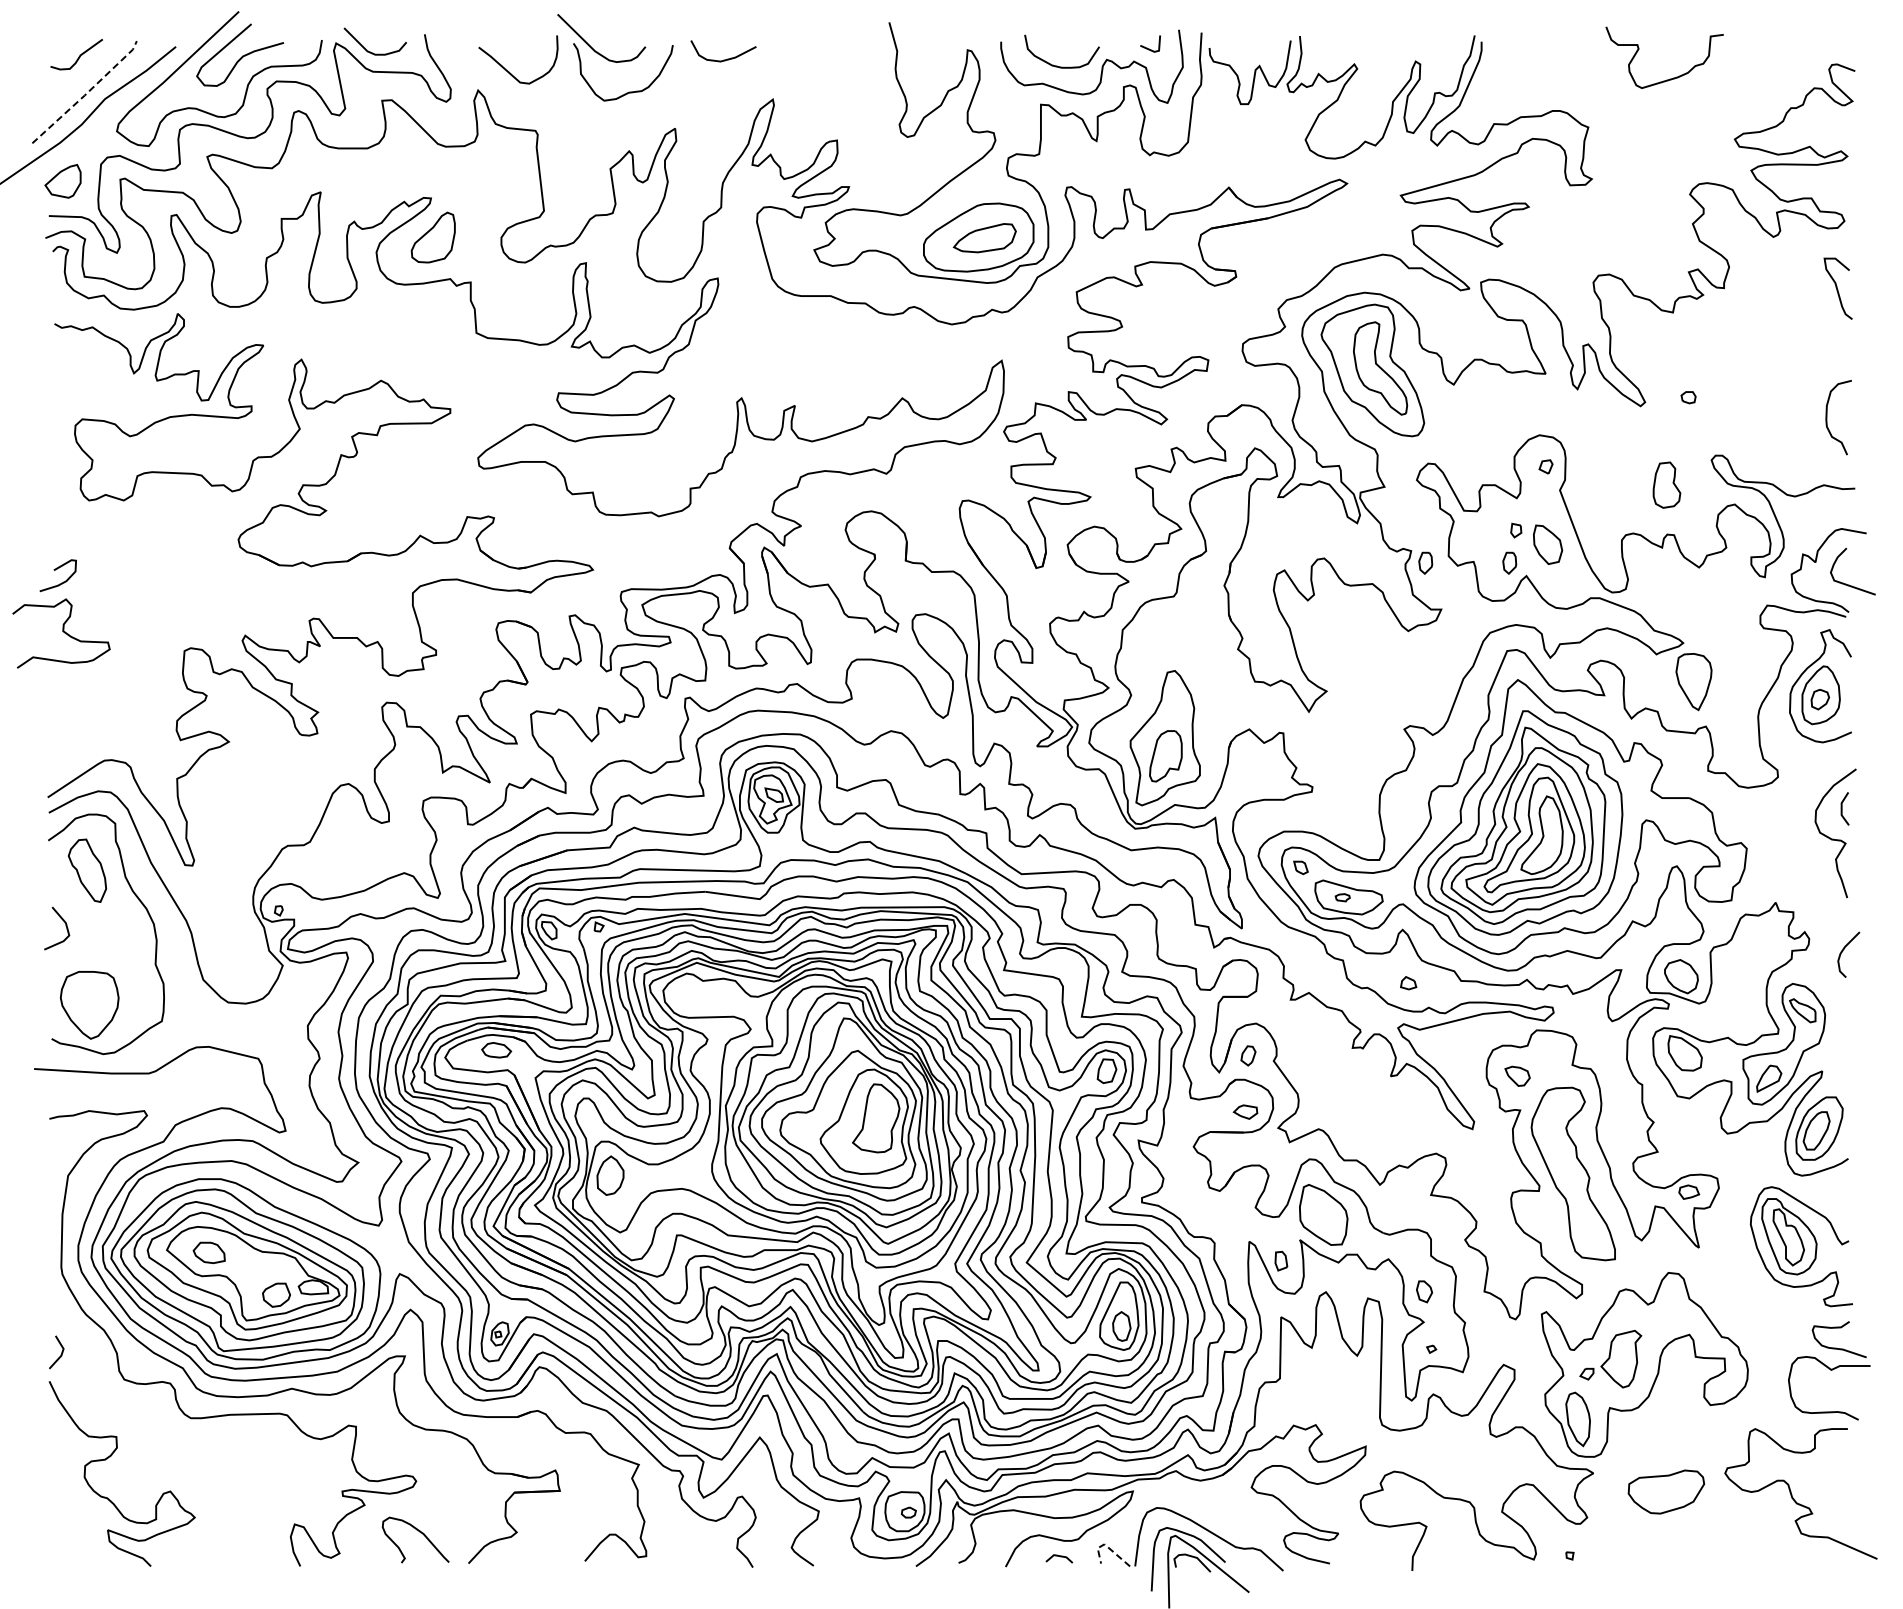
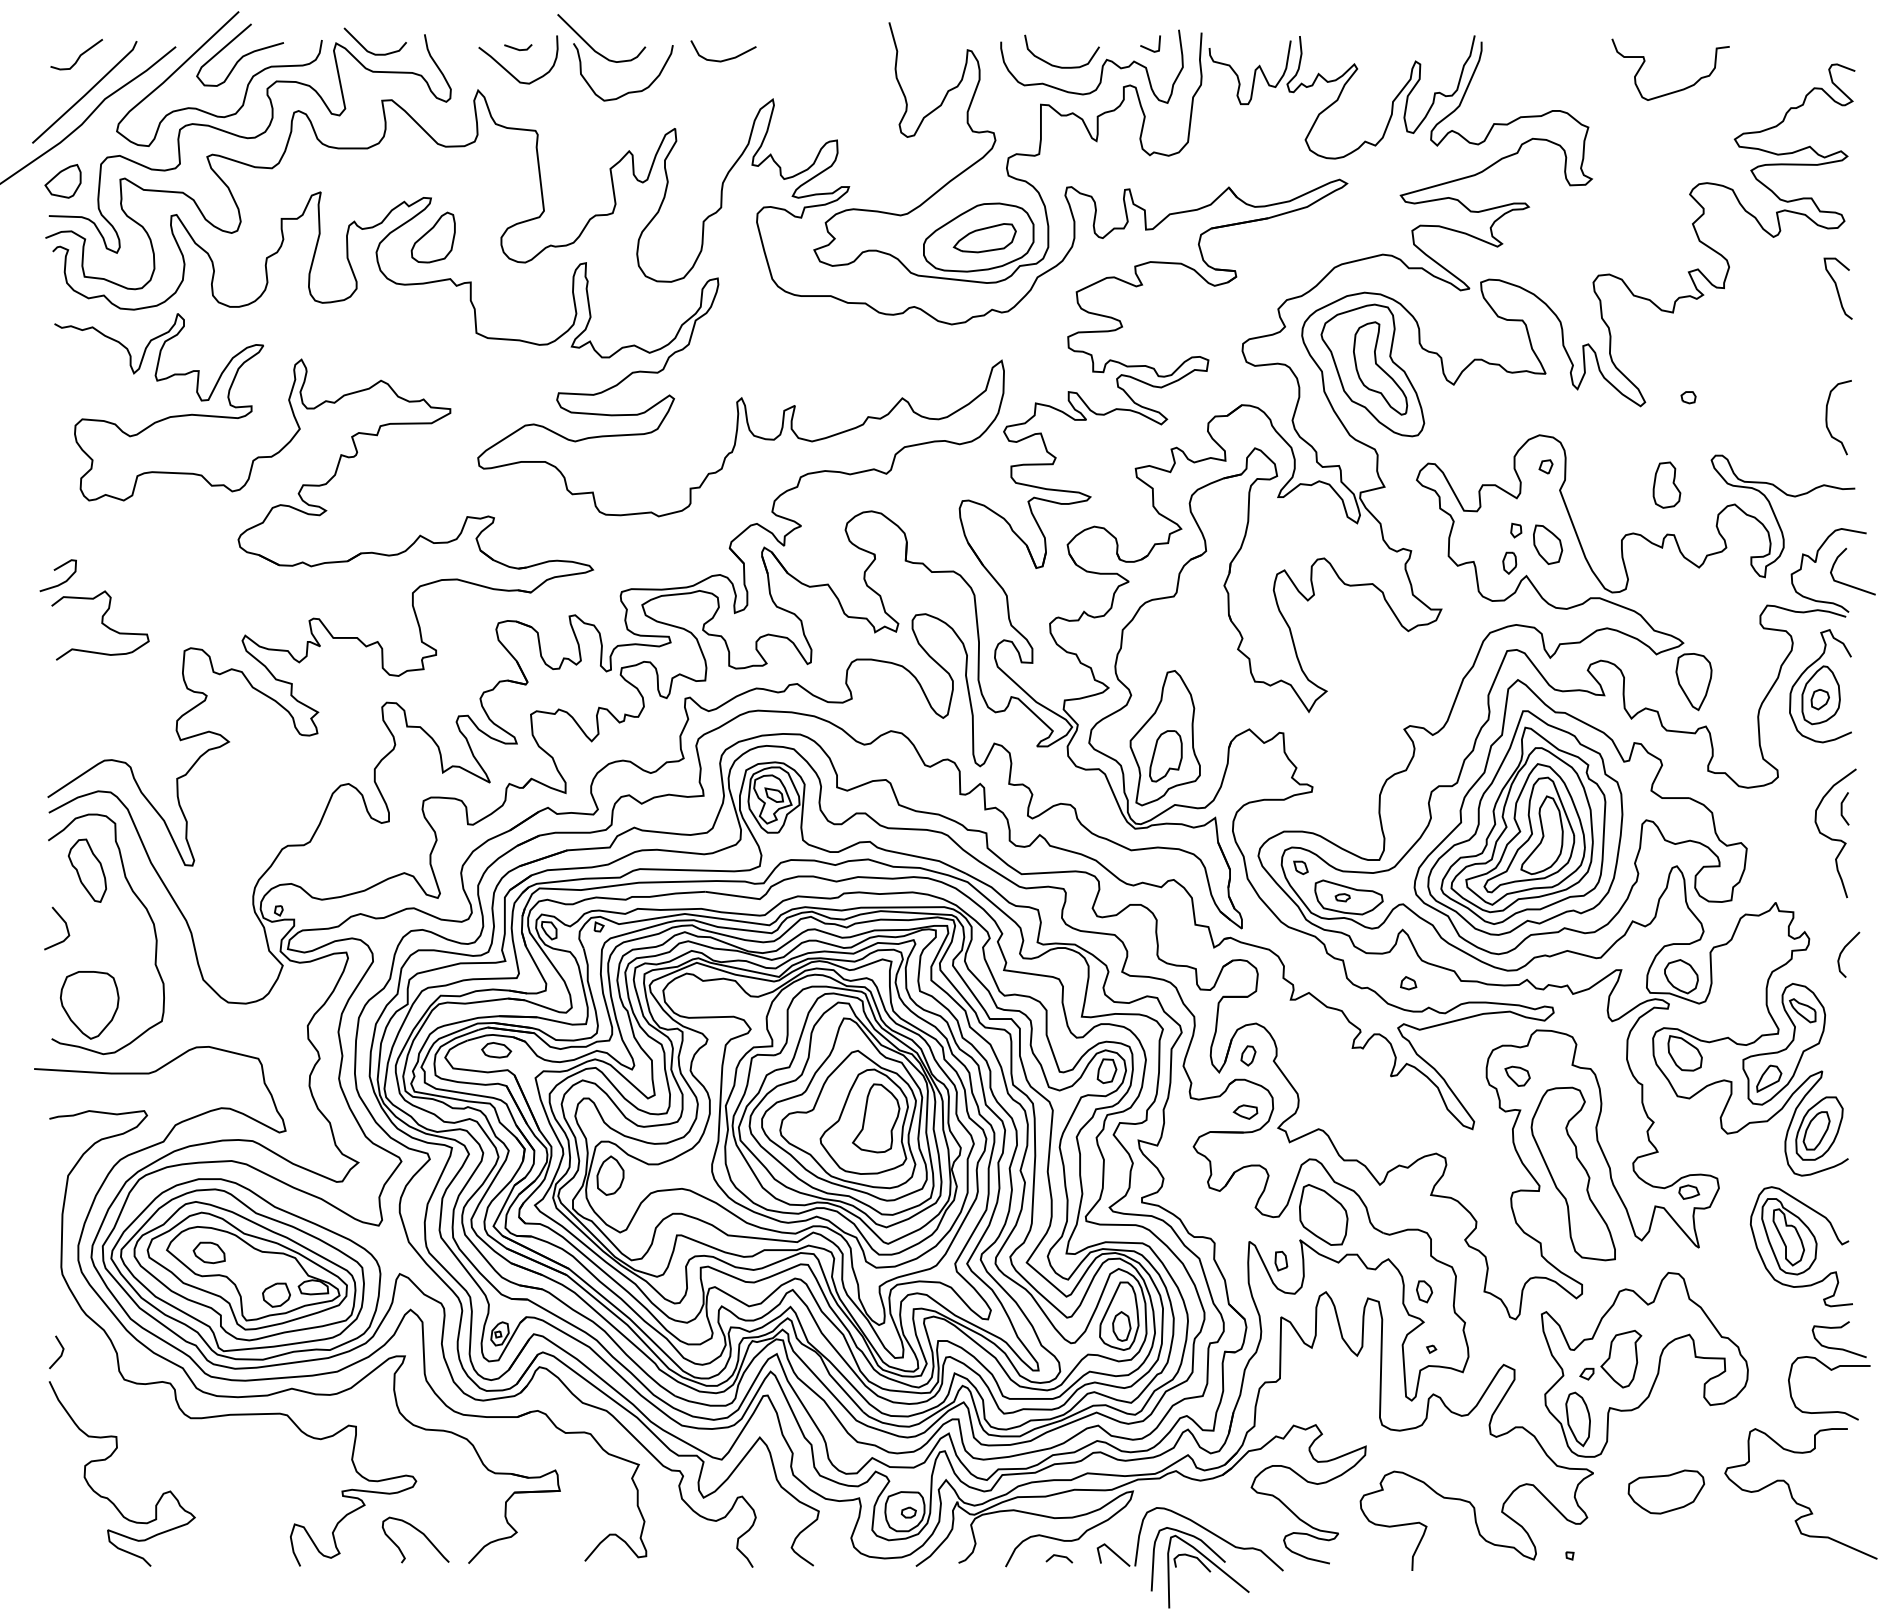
line: none -> present (518, 48)
curve position: (1670, 78) -> (1676, 90) (1676, 90)
line: dashed -> solid (86, 93)
part: present -> none (1425, 562)
curve position: (62, 631) -> (101, 623) (101, 623)
line: dashed -> solid (1107, 1546)
